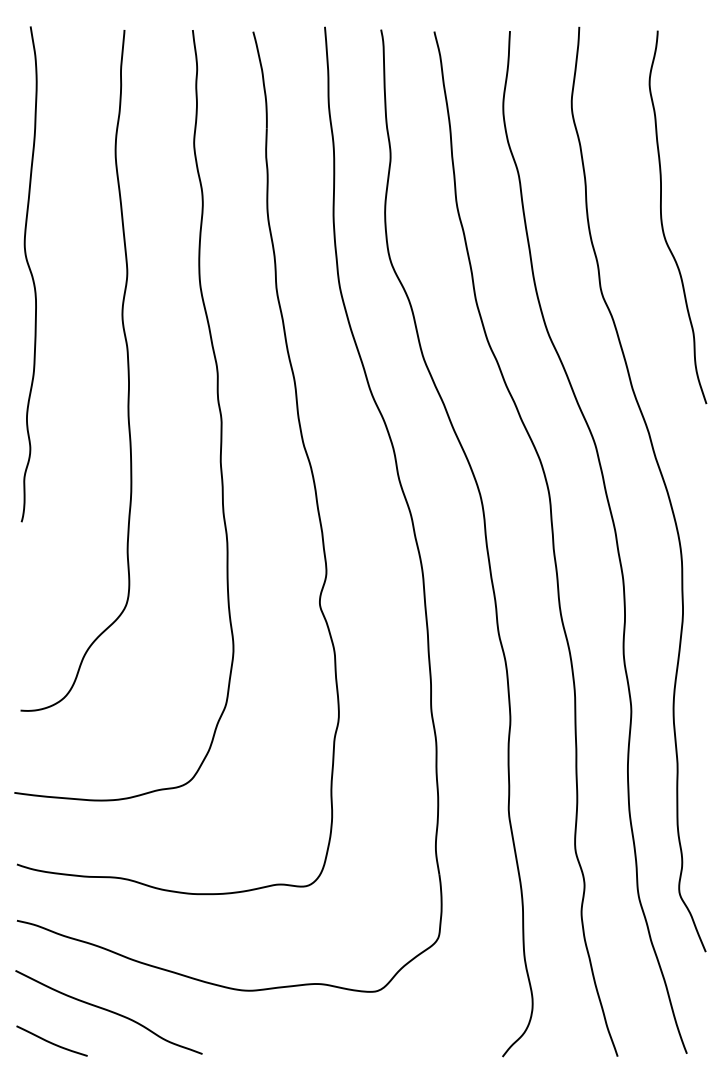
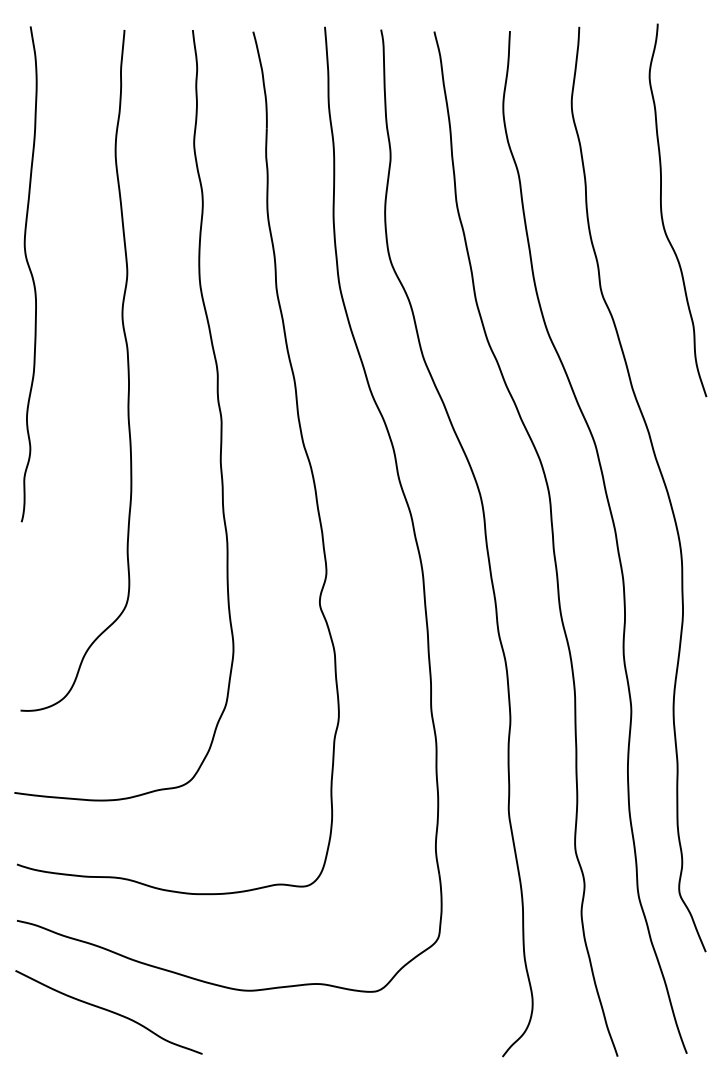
curve position: (662, 217) -> (662, 210) (662, 210)
curve: present -> none (50, 1041)
